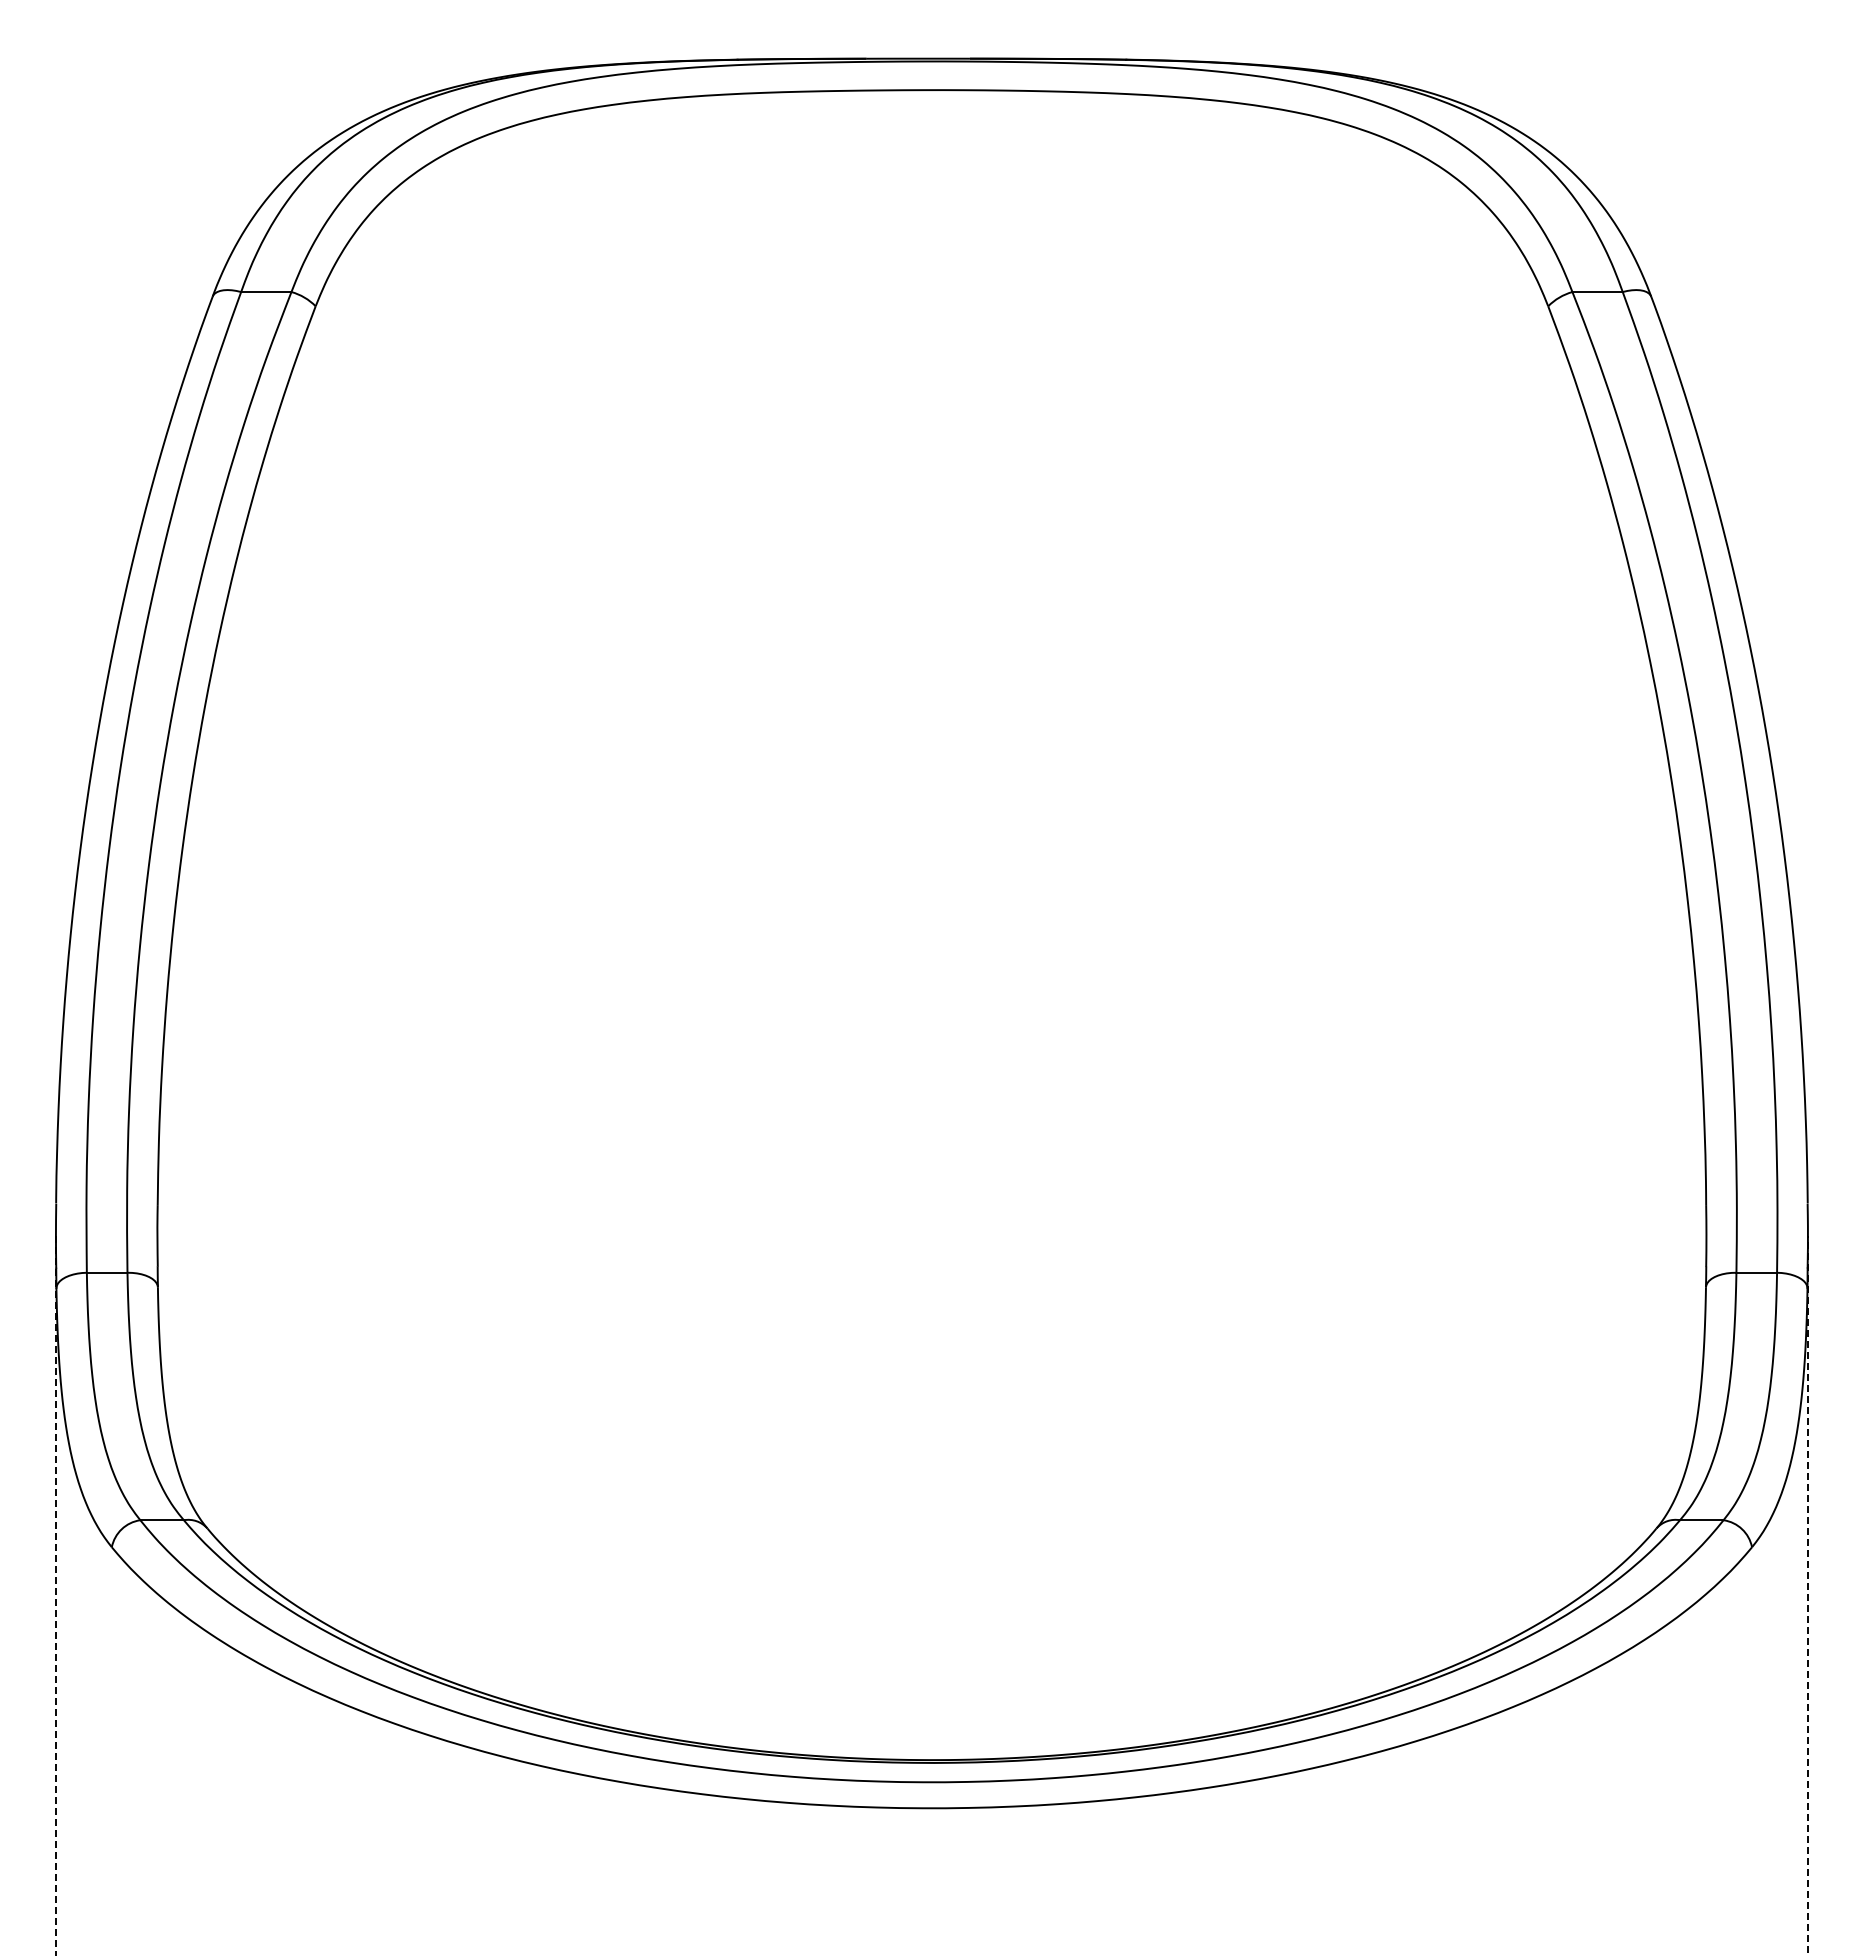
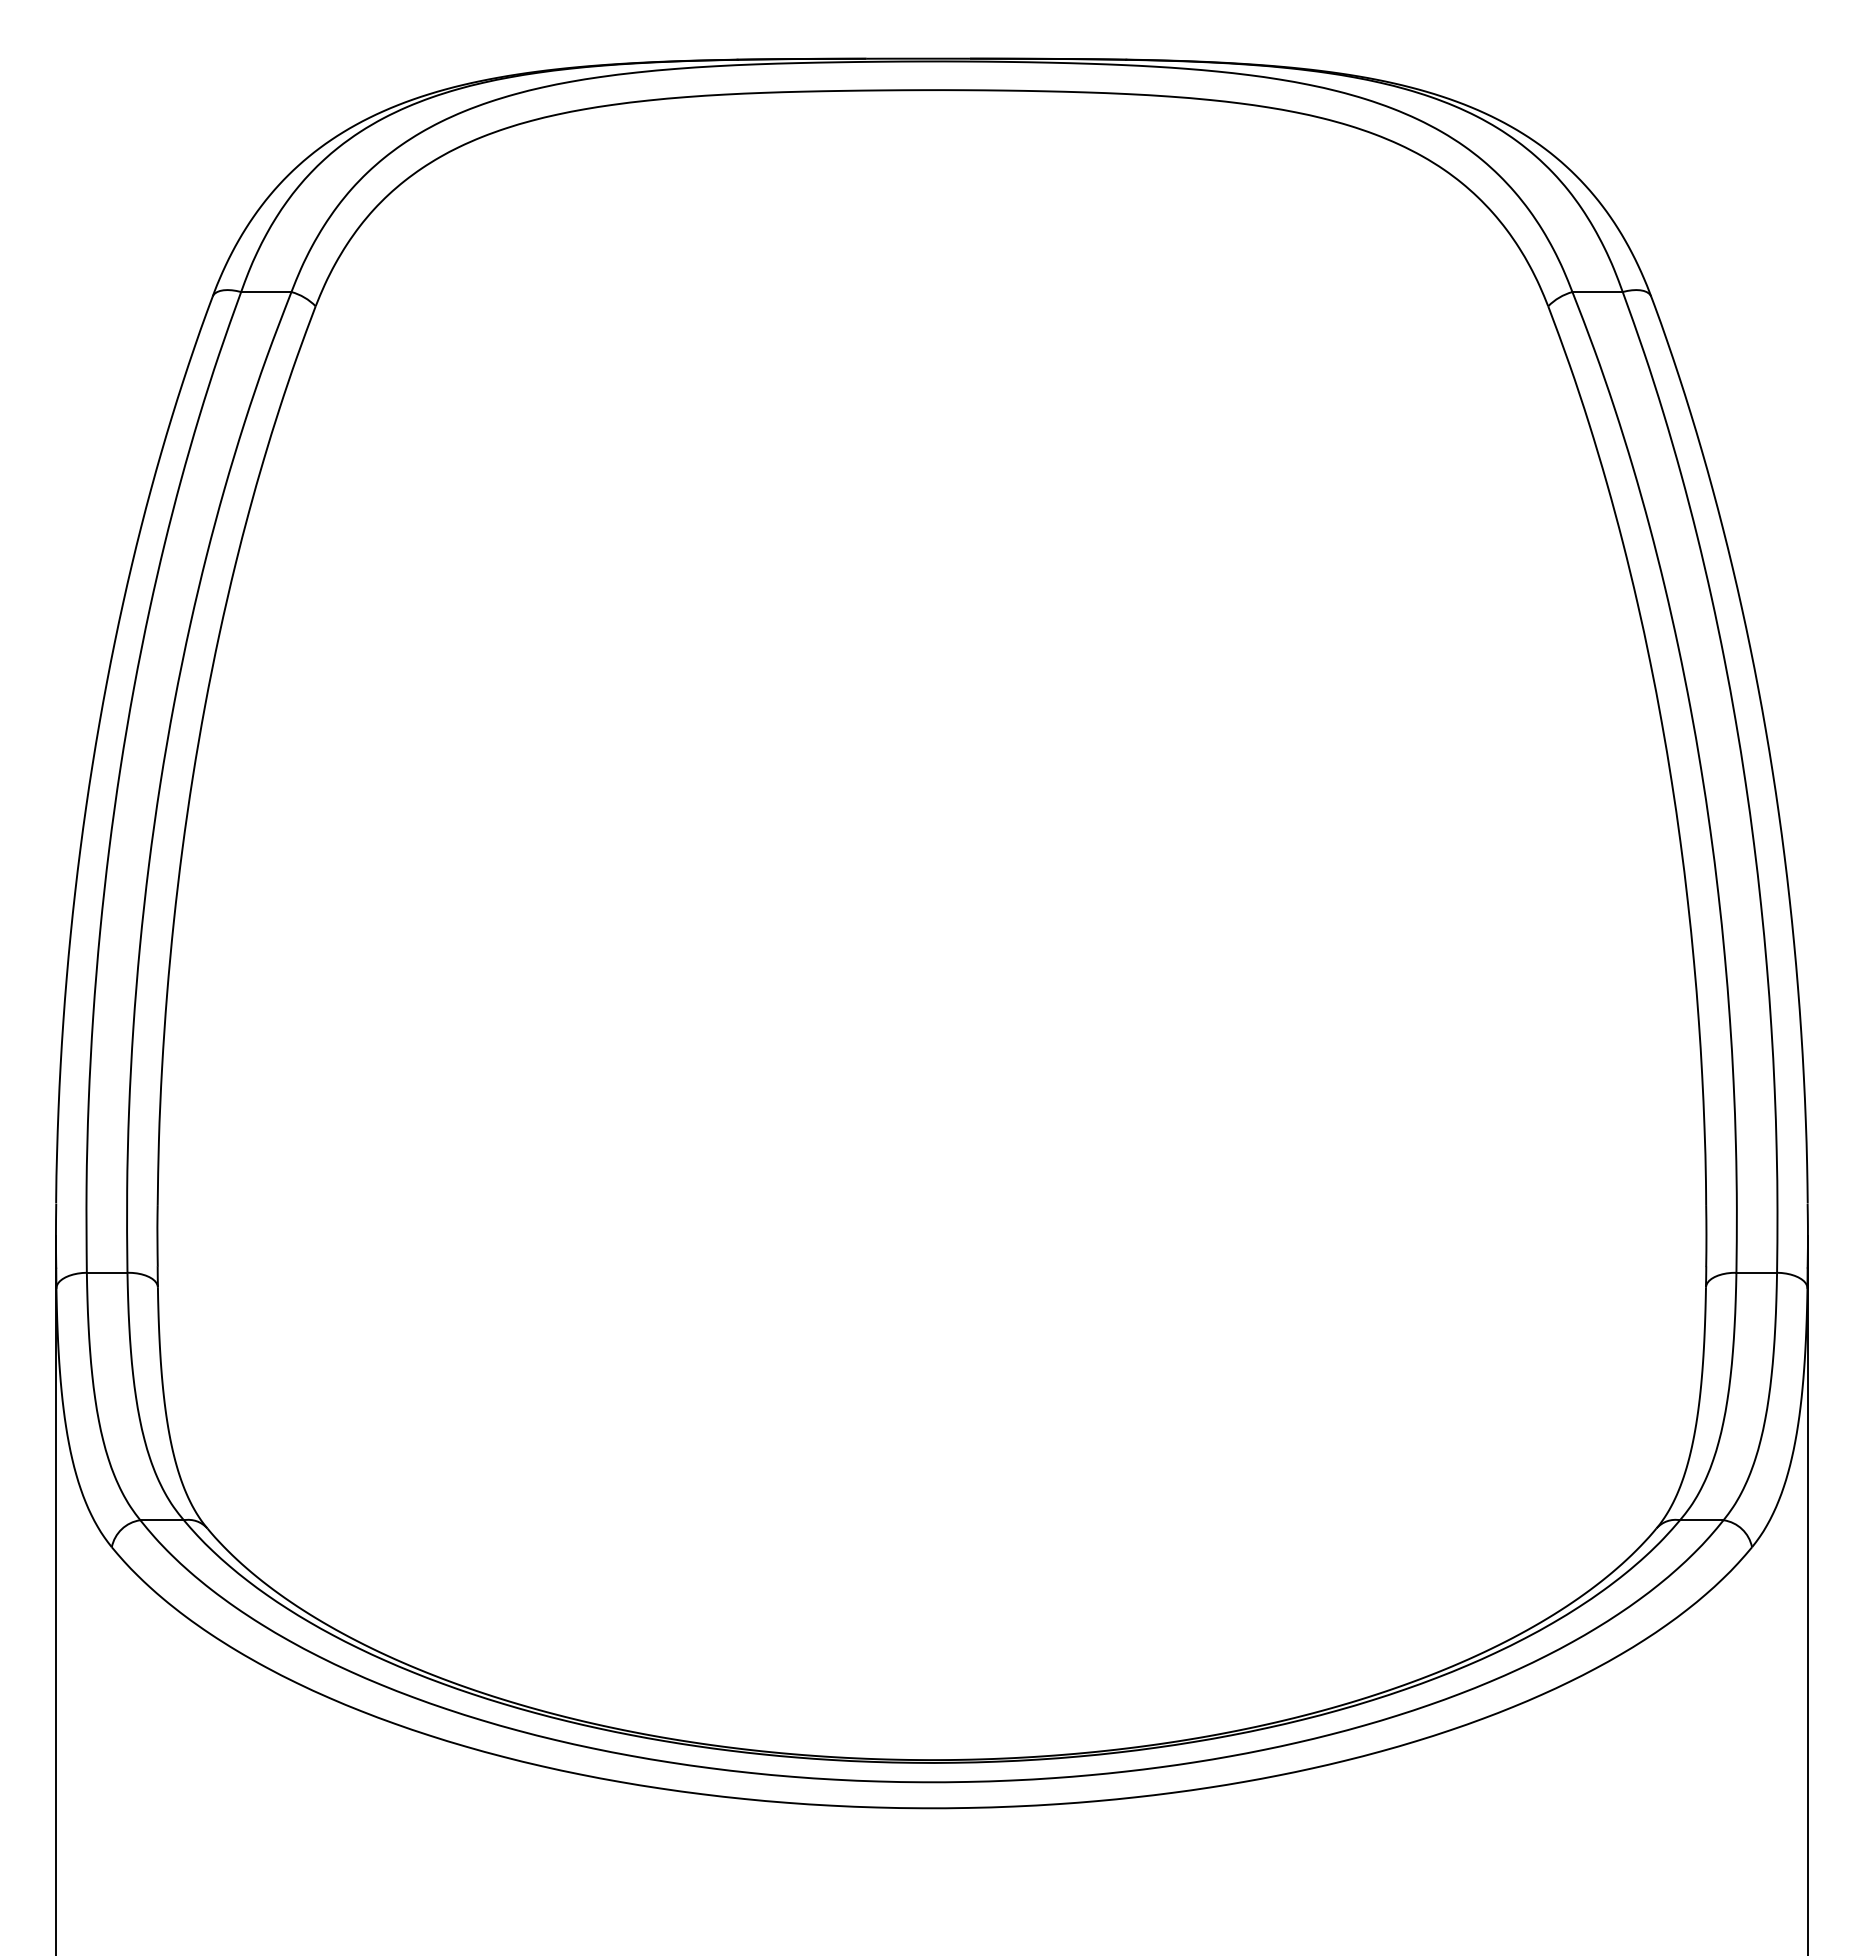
line: dashed -> solid (1807, 1595)
line: dashed -> solid (55, 1596)
